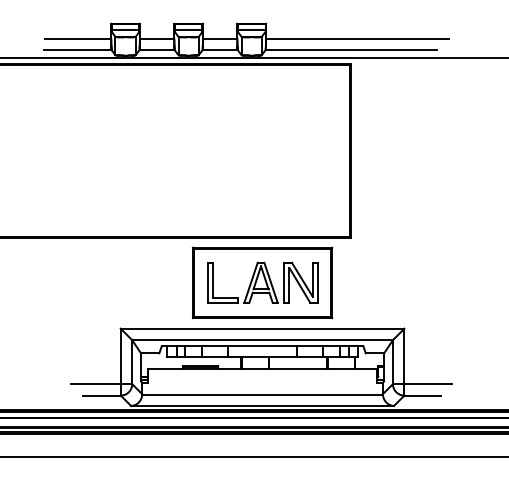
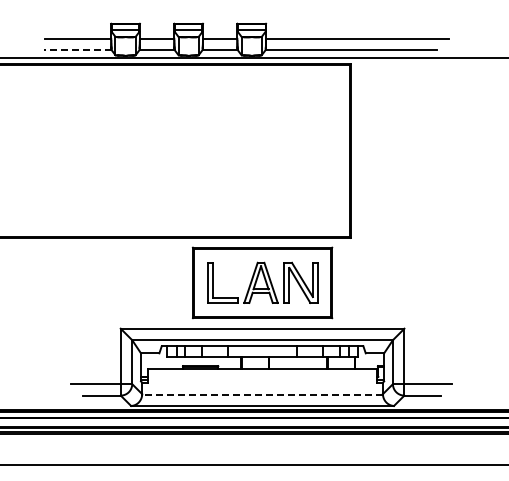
line: solid -> dashed (77, 49)
line: solid -> dashed (262, 394)
line position: (253, 457) -> (253, 465) (253, 465)
